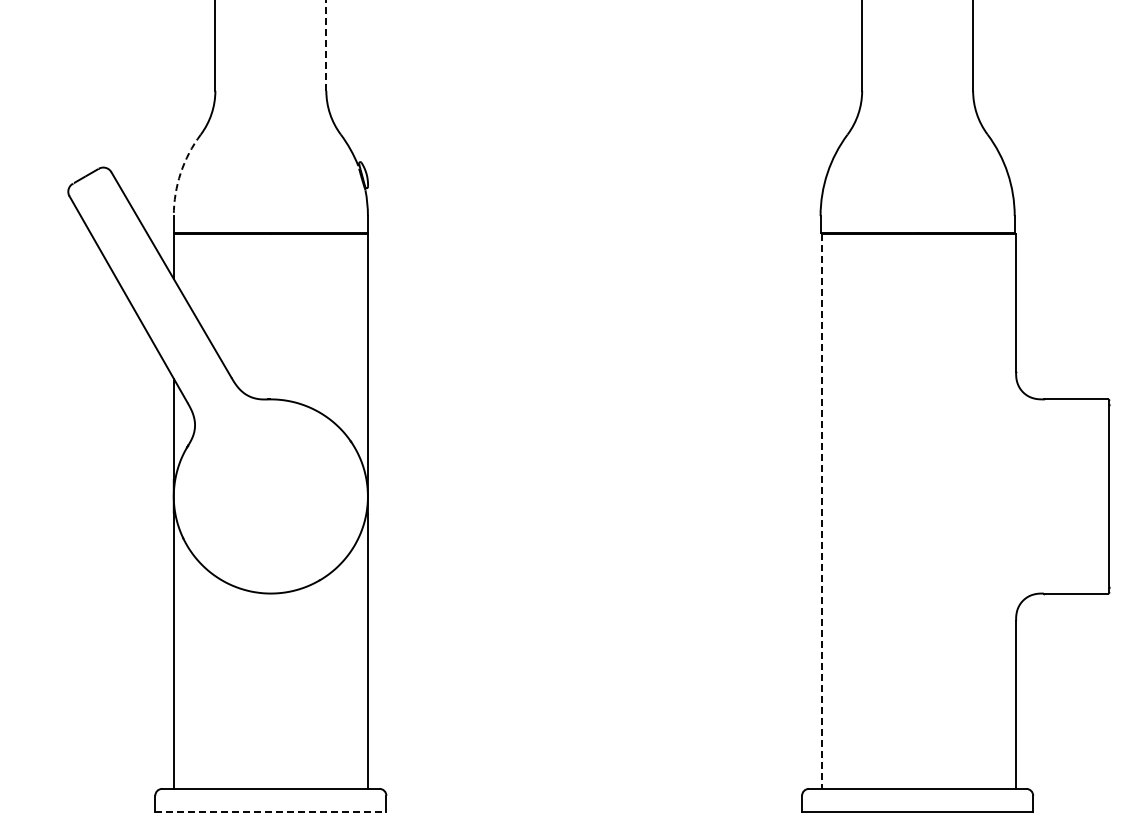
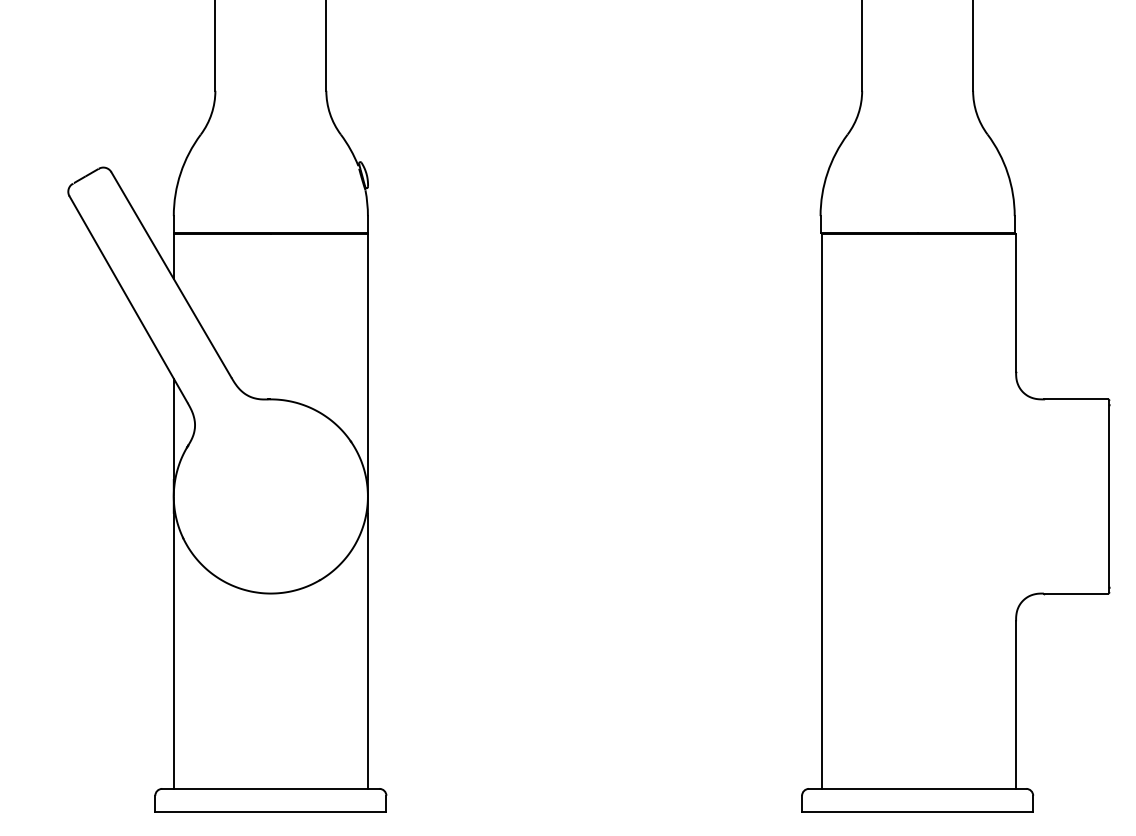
line: dashed -> solid (326, 45)
arc: dashed -> solid (180, 173)
line: dashed -> solid (821, 512)
line: dashed -> solid (270, 811)
